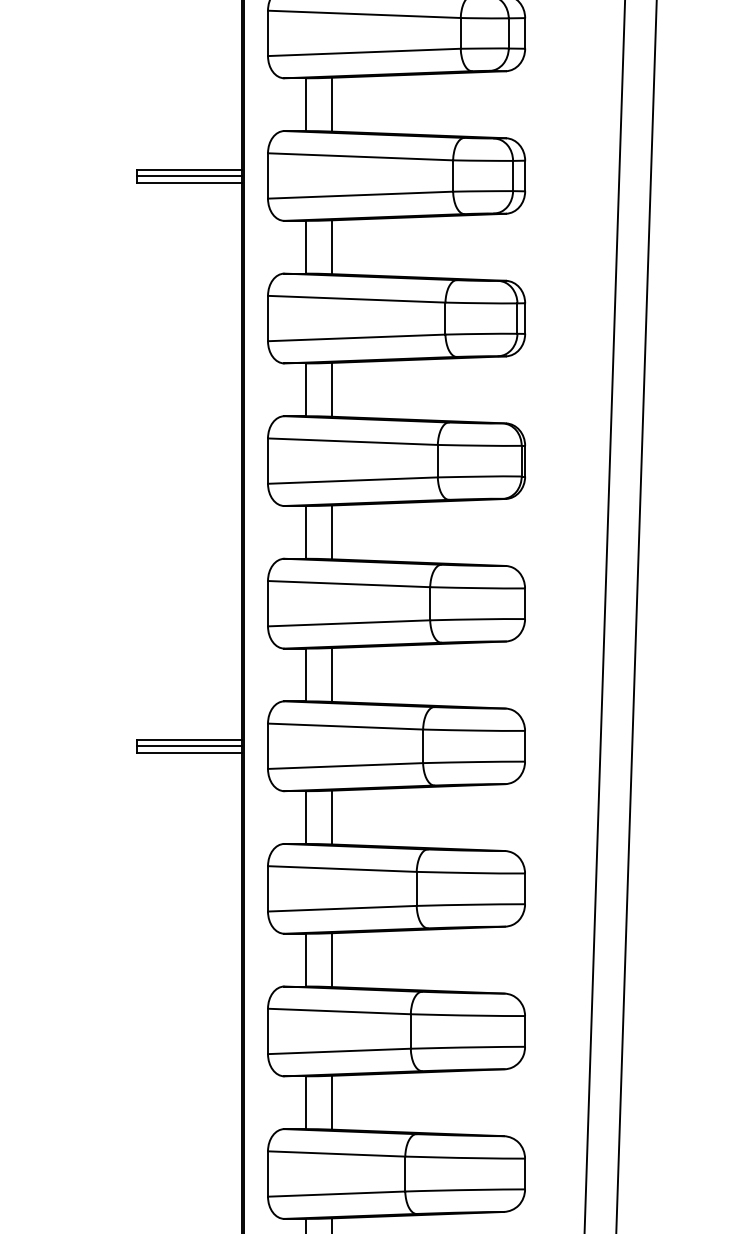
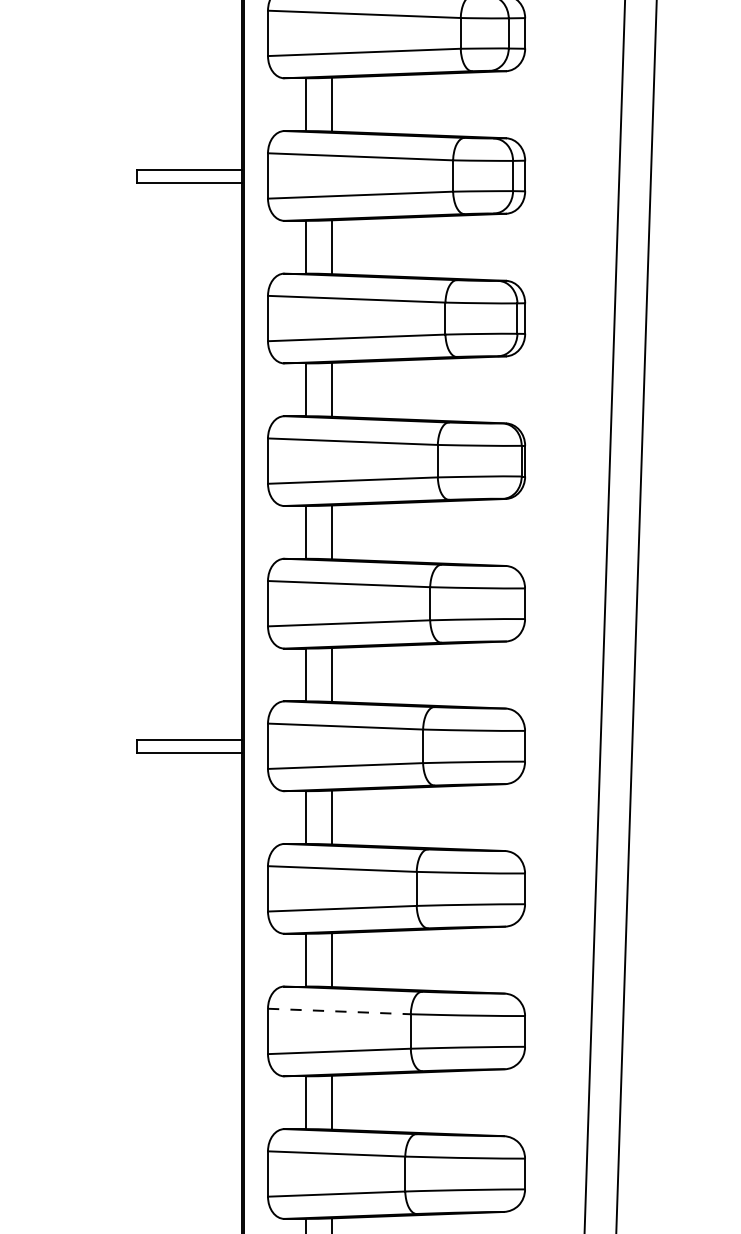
line: present -> none (189, 175)
line: present -> none (189, 746)
line: solid -> dashed (339, 1011)
